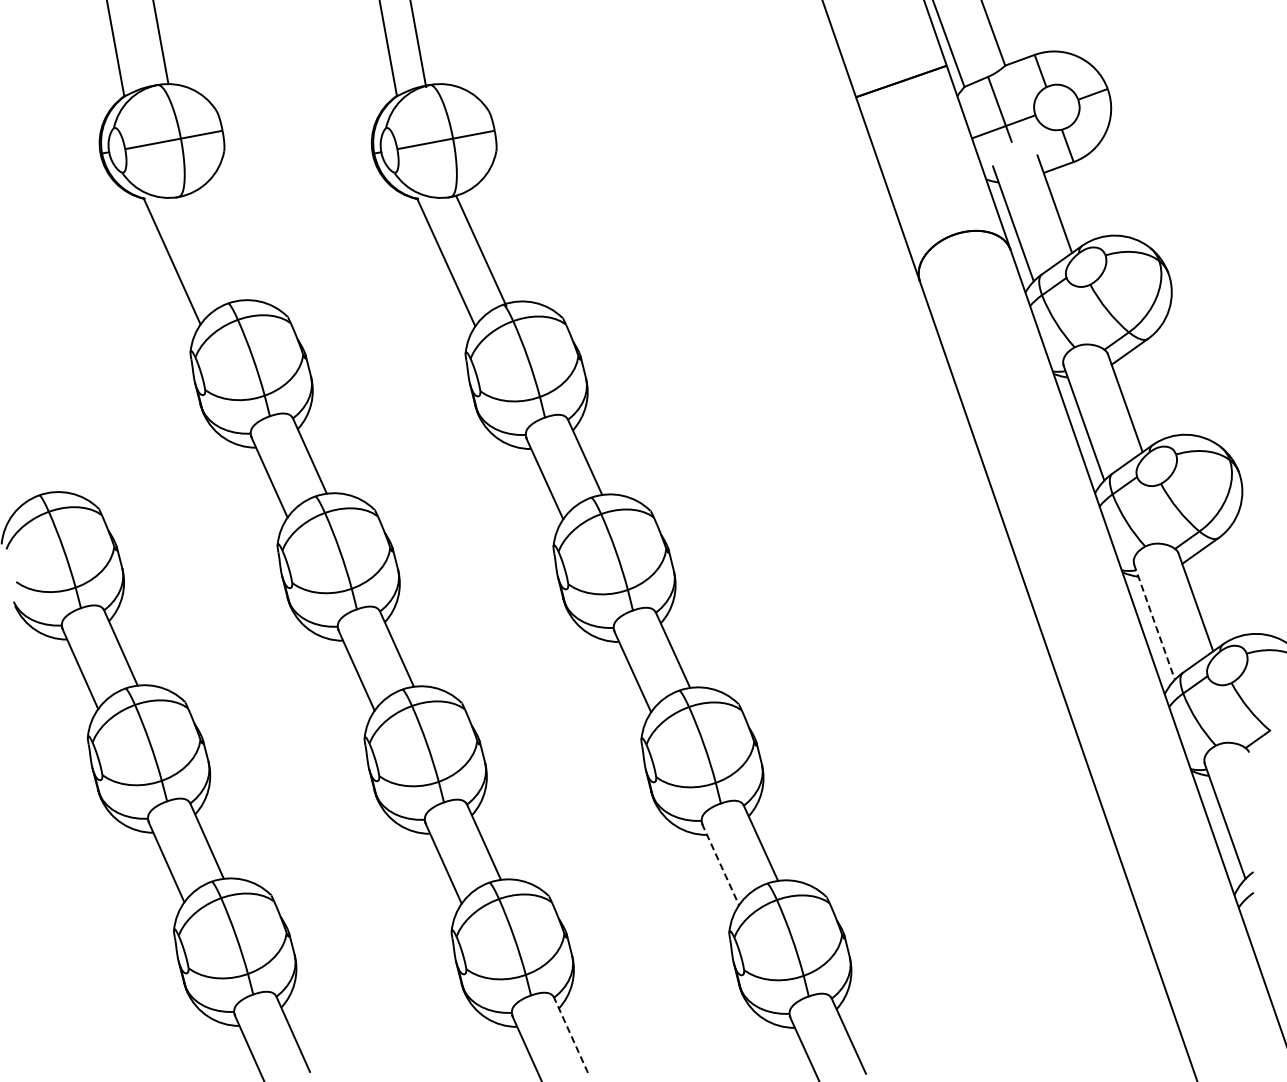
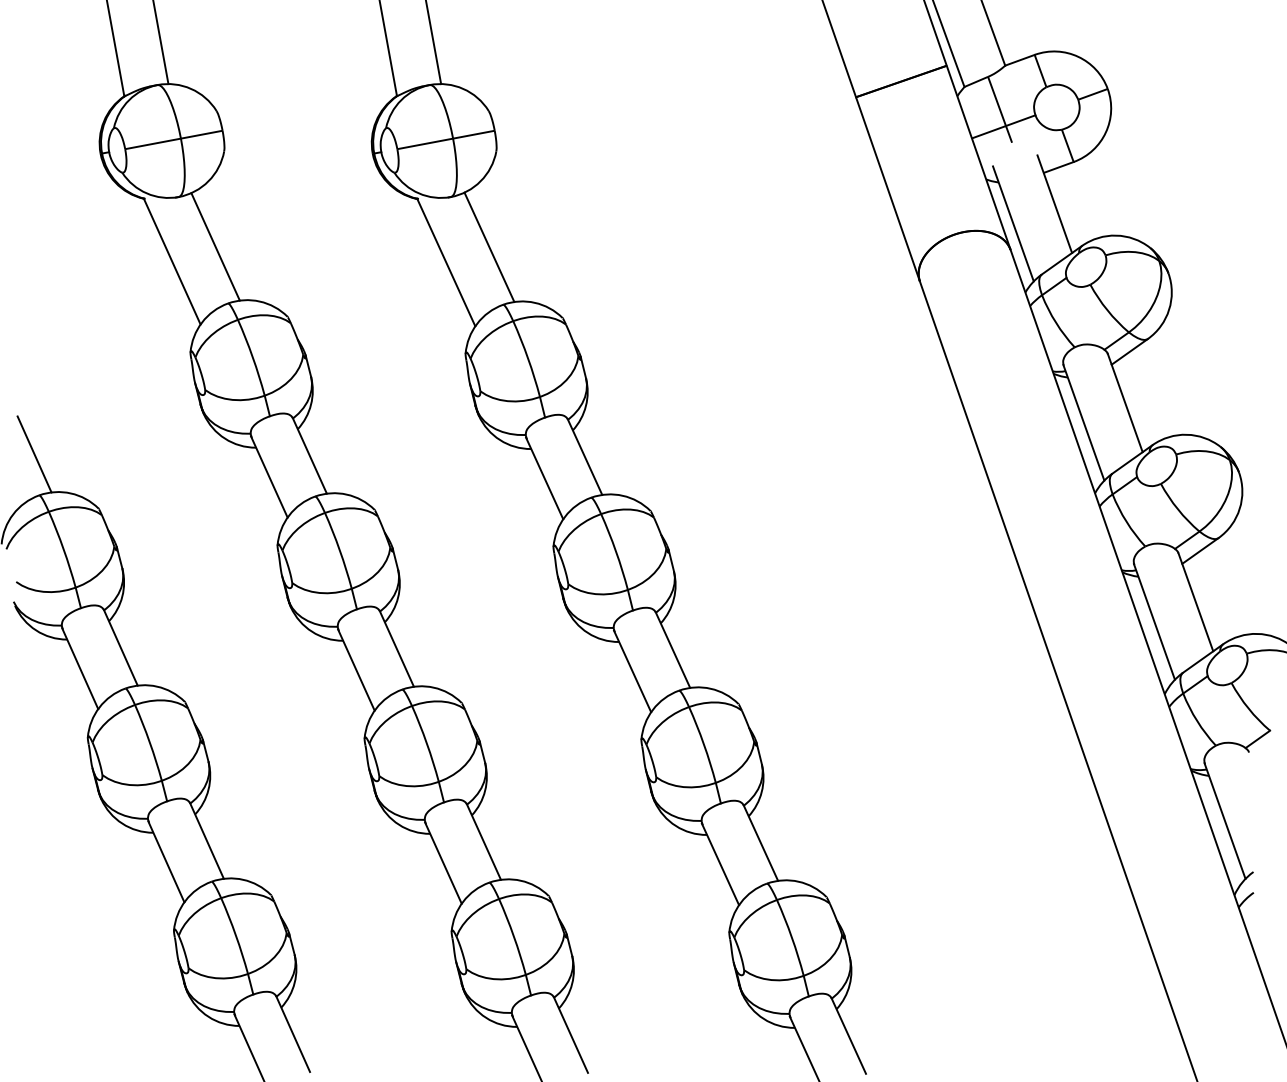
line position: (418, 44) -> (433, 43) (433, 43)
line: none -> present (215, 246)
line position: (481, 251) -> (489, 247) (489, 247)
line: none -> present (34, 454)
line: dashed -> solid (1154, 622)
line: dashed -> solid (720, 864)
line: dashed -> solid (570, 1034)
